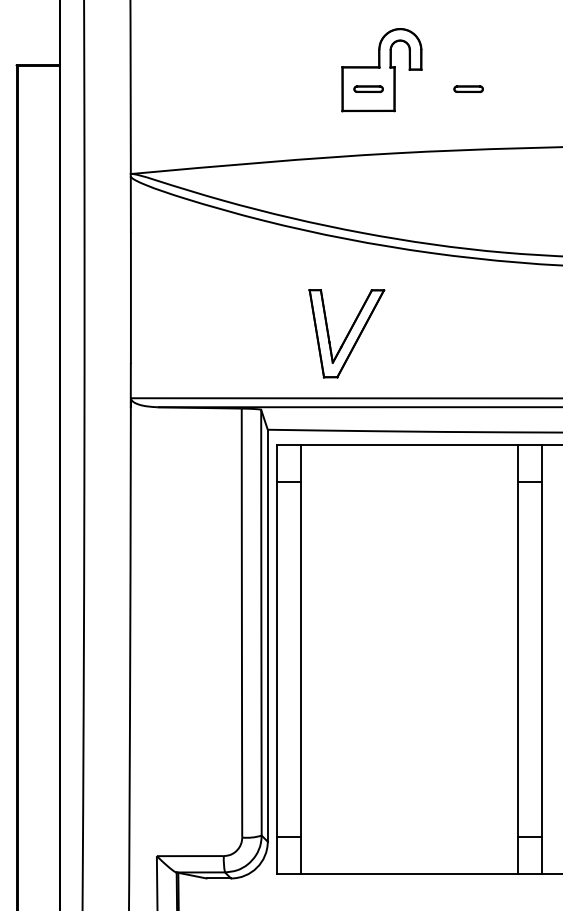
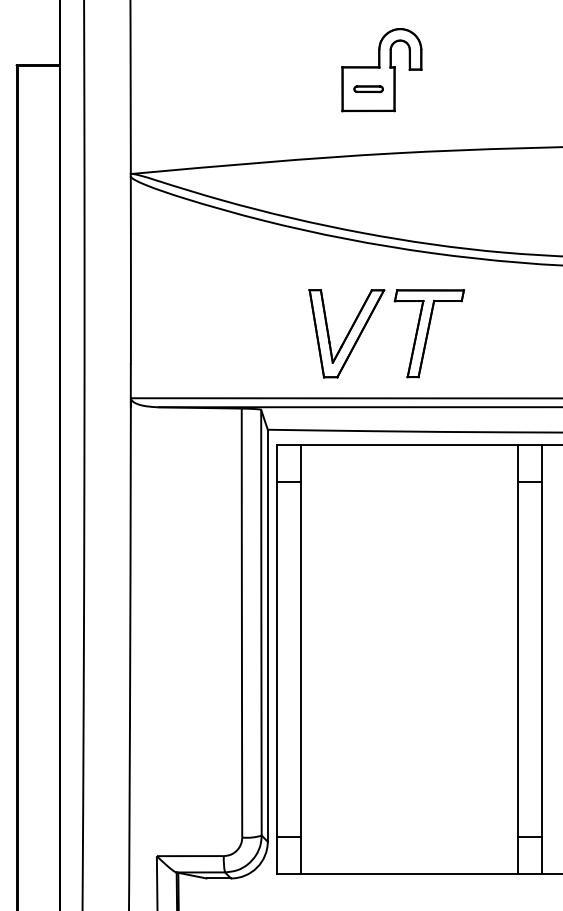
part: present -> none (468, 89)
part: none -> present (429, 333)
